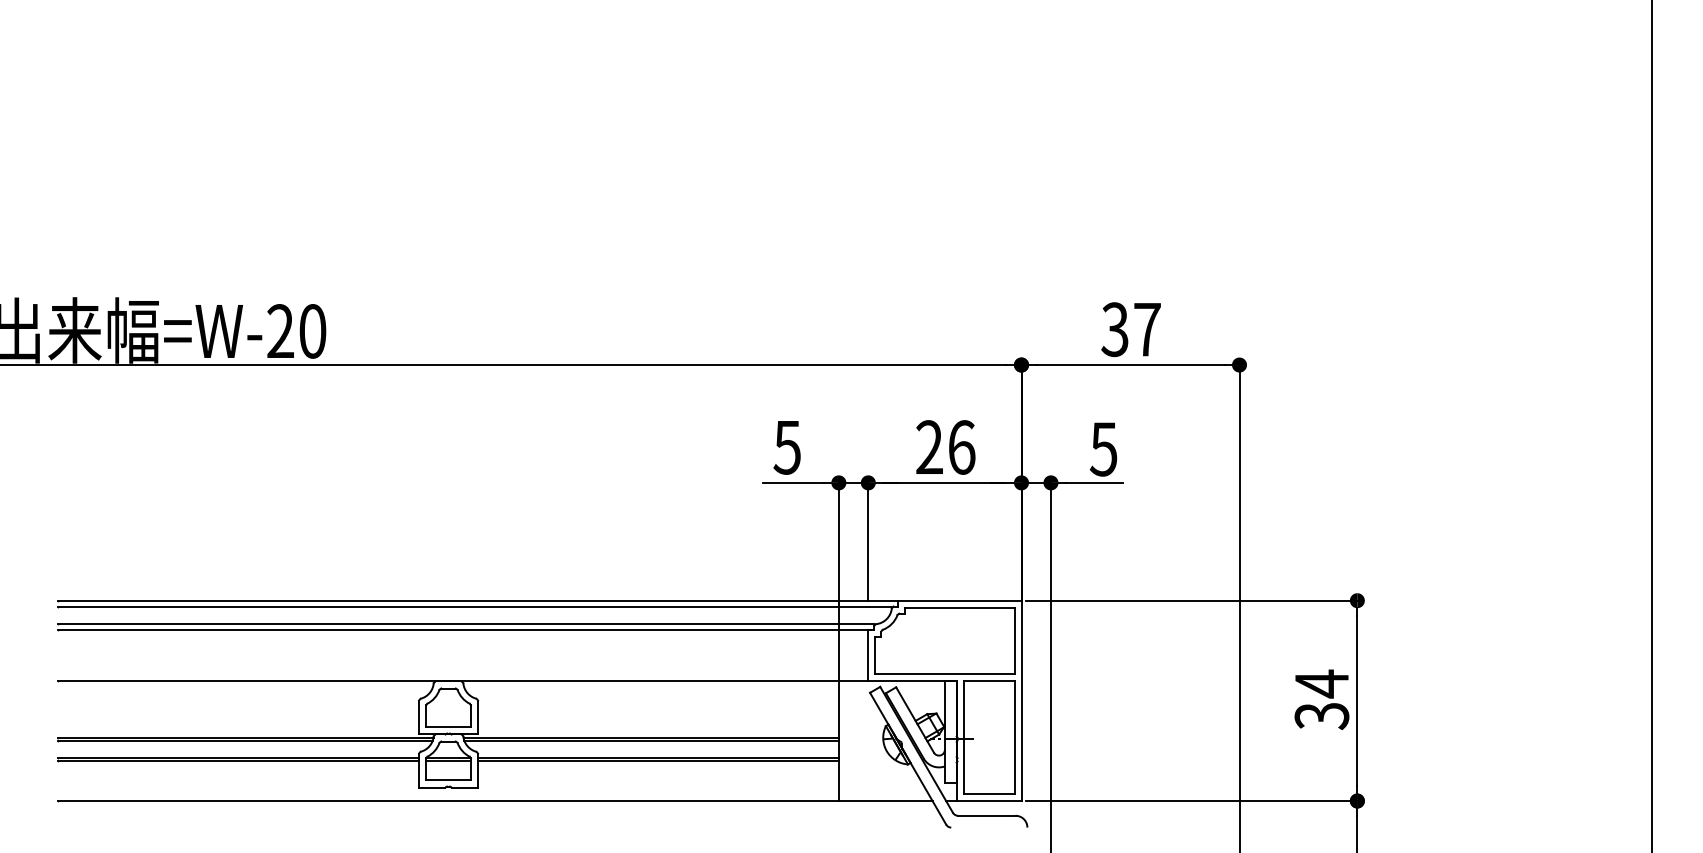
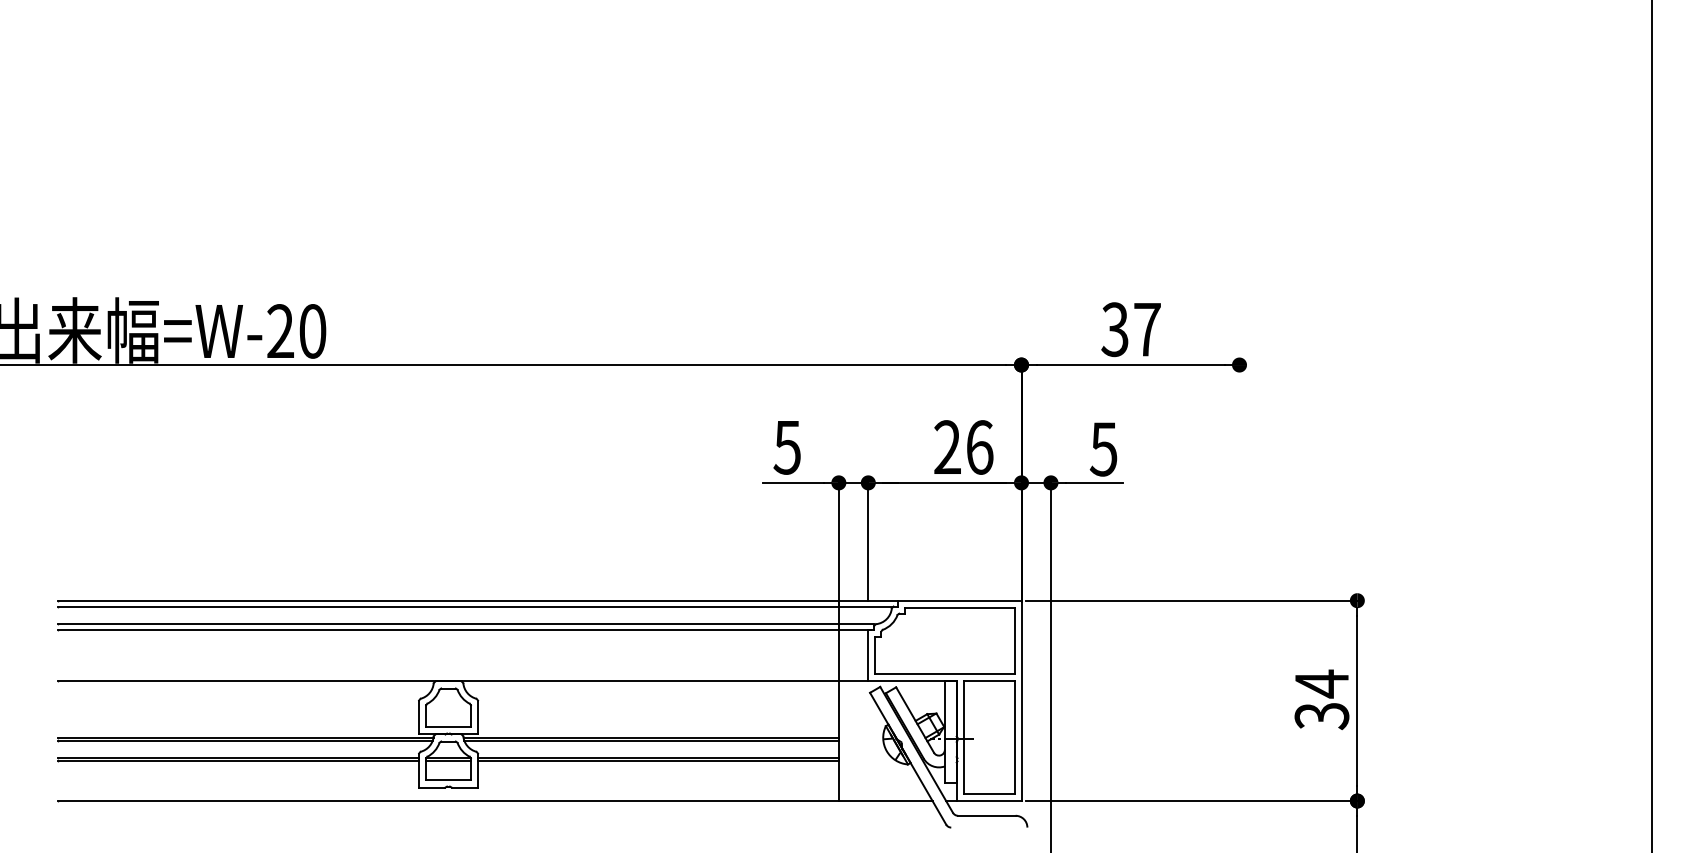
text position: (945, 447) -> (963, 447) (963, 447)
line: present -> none (1239, 604)
